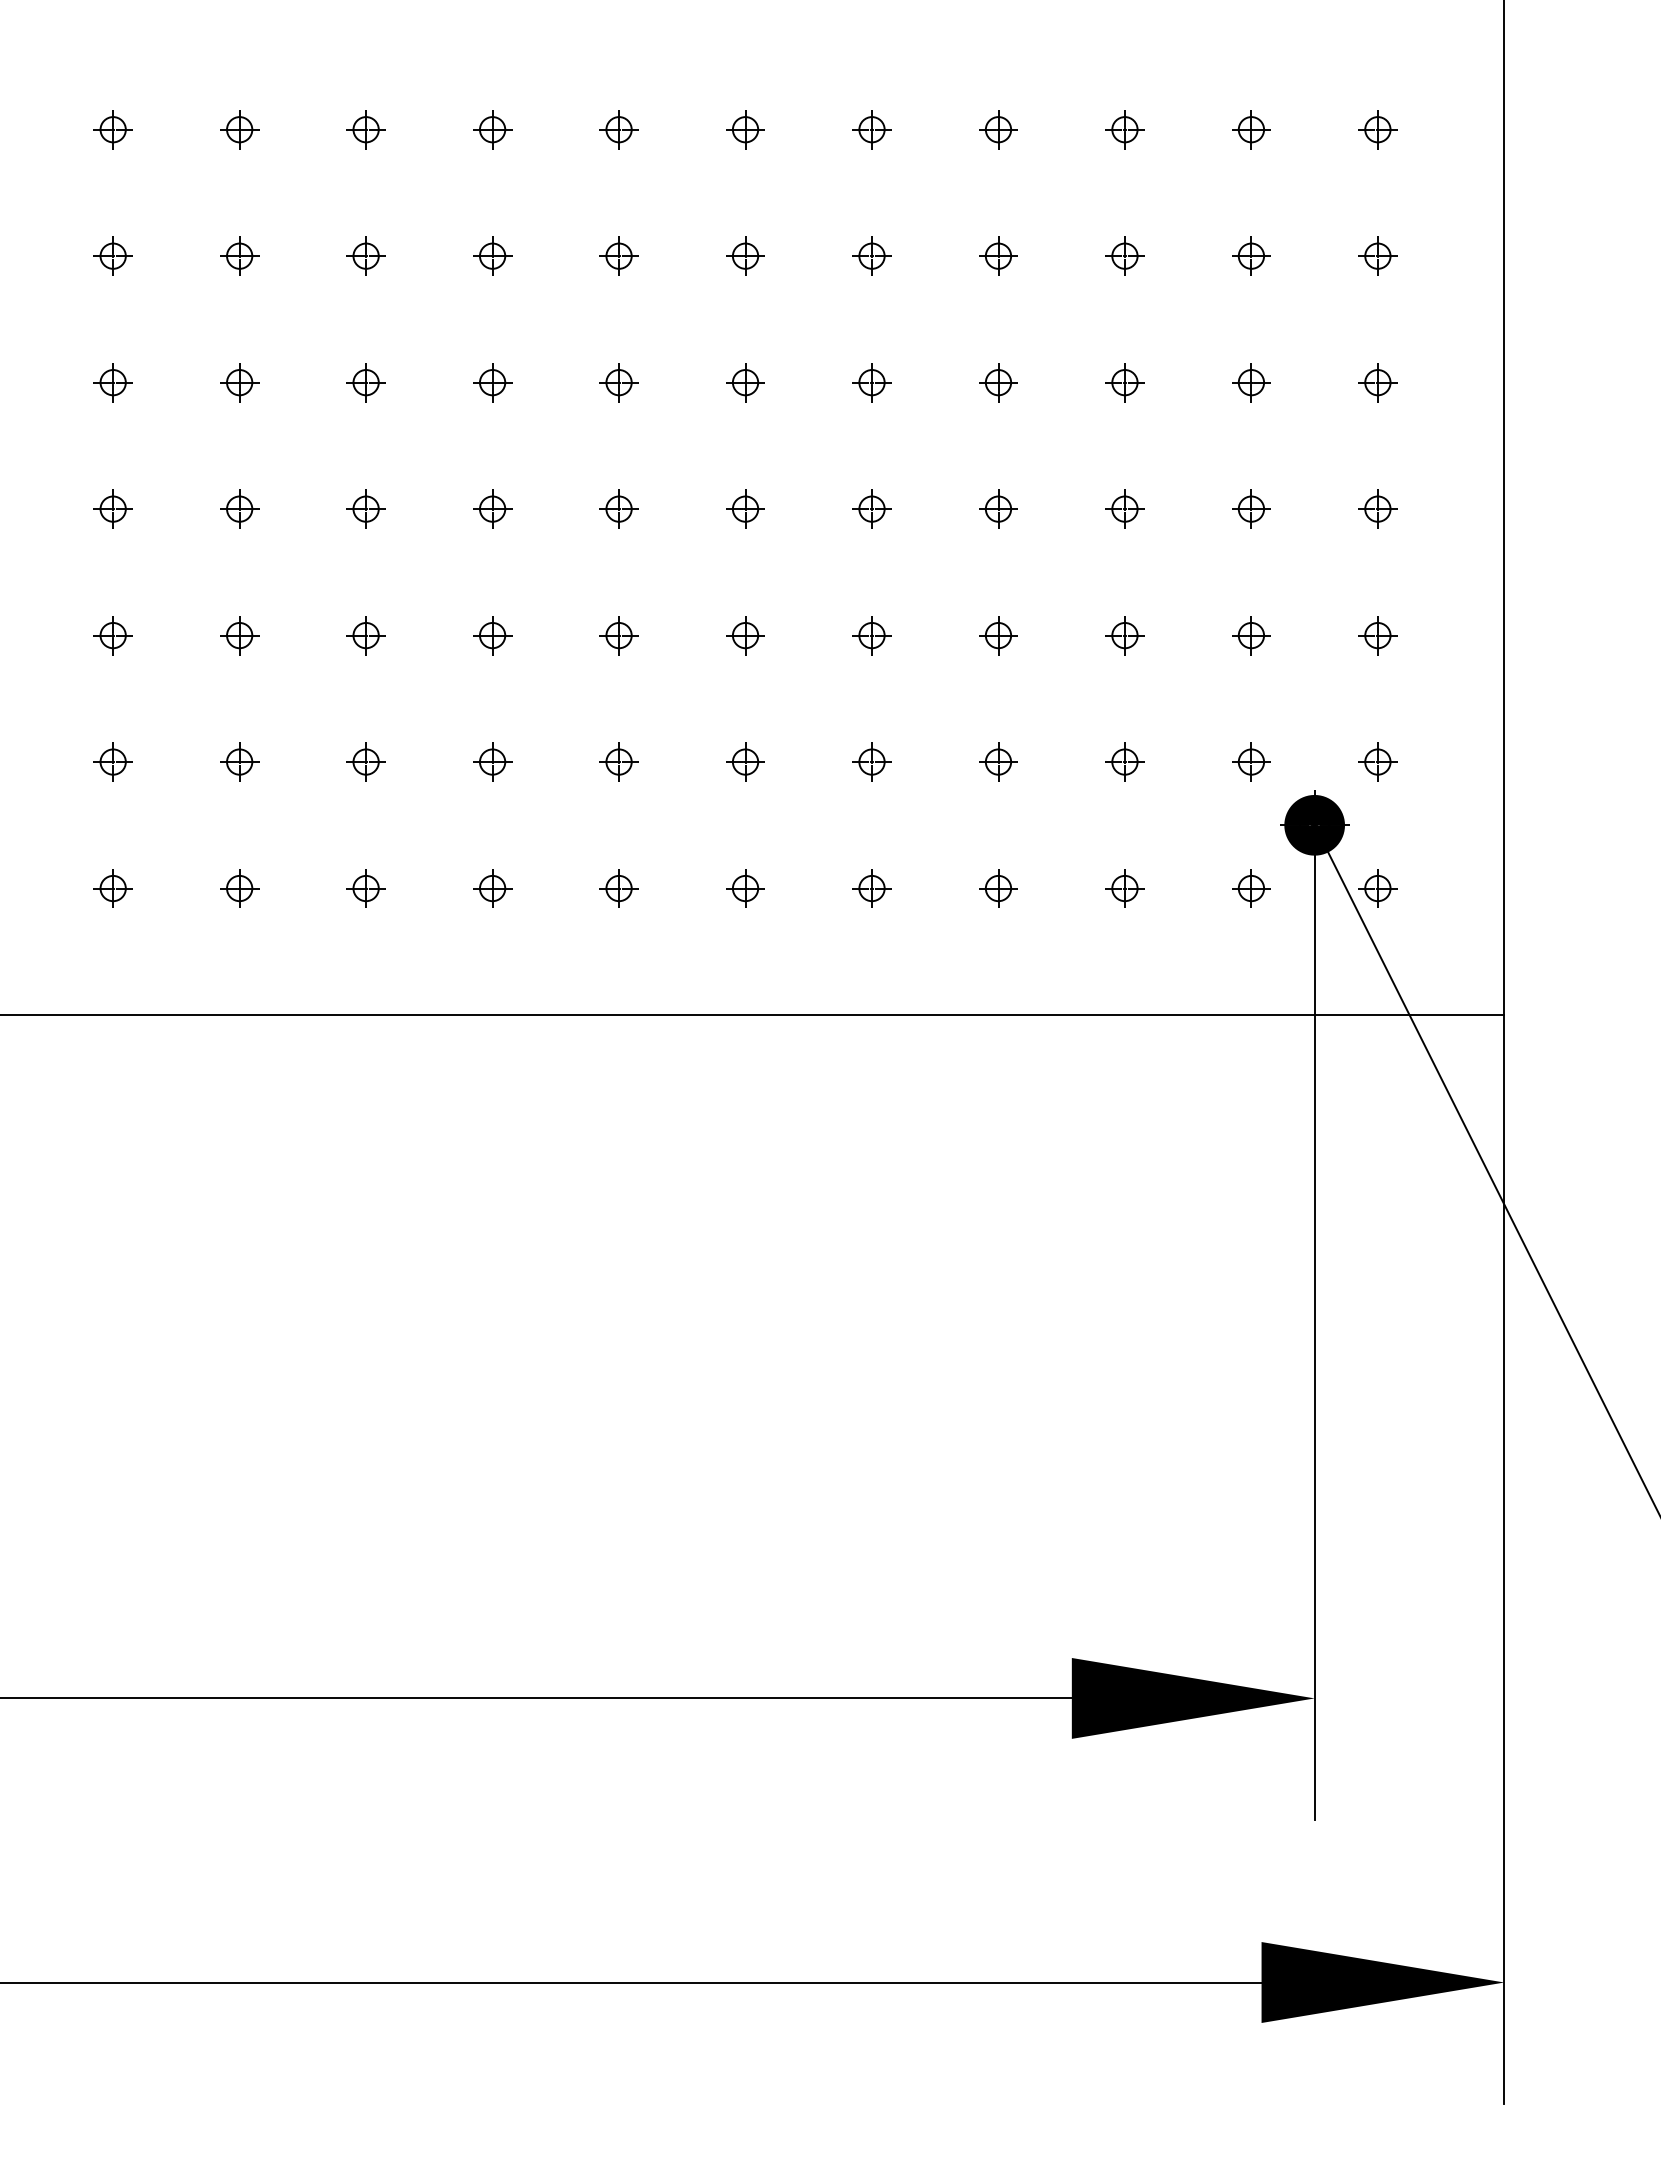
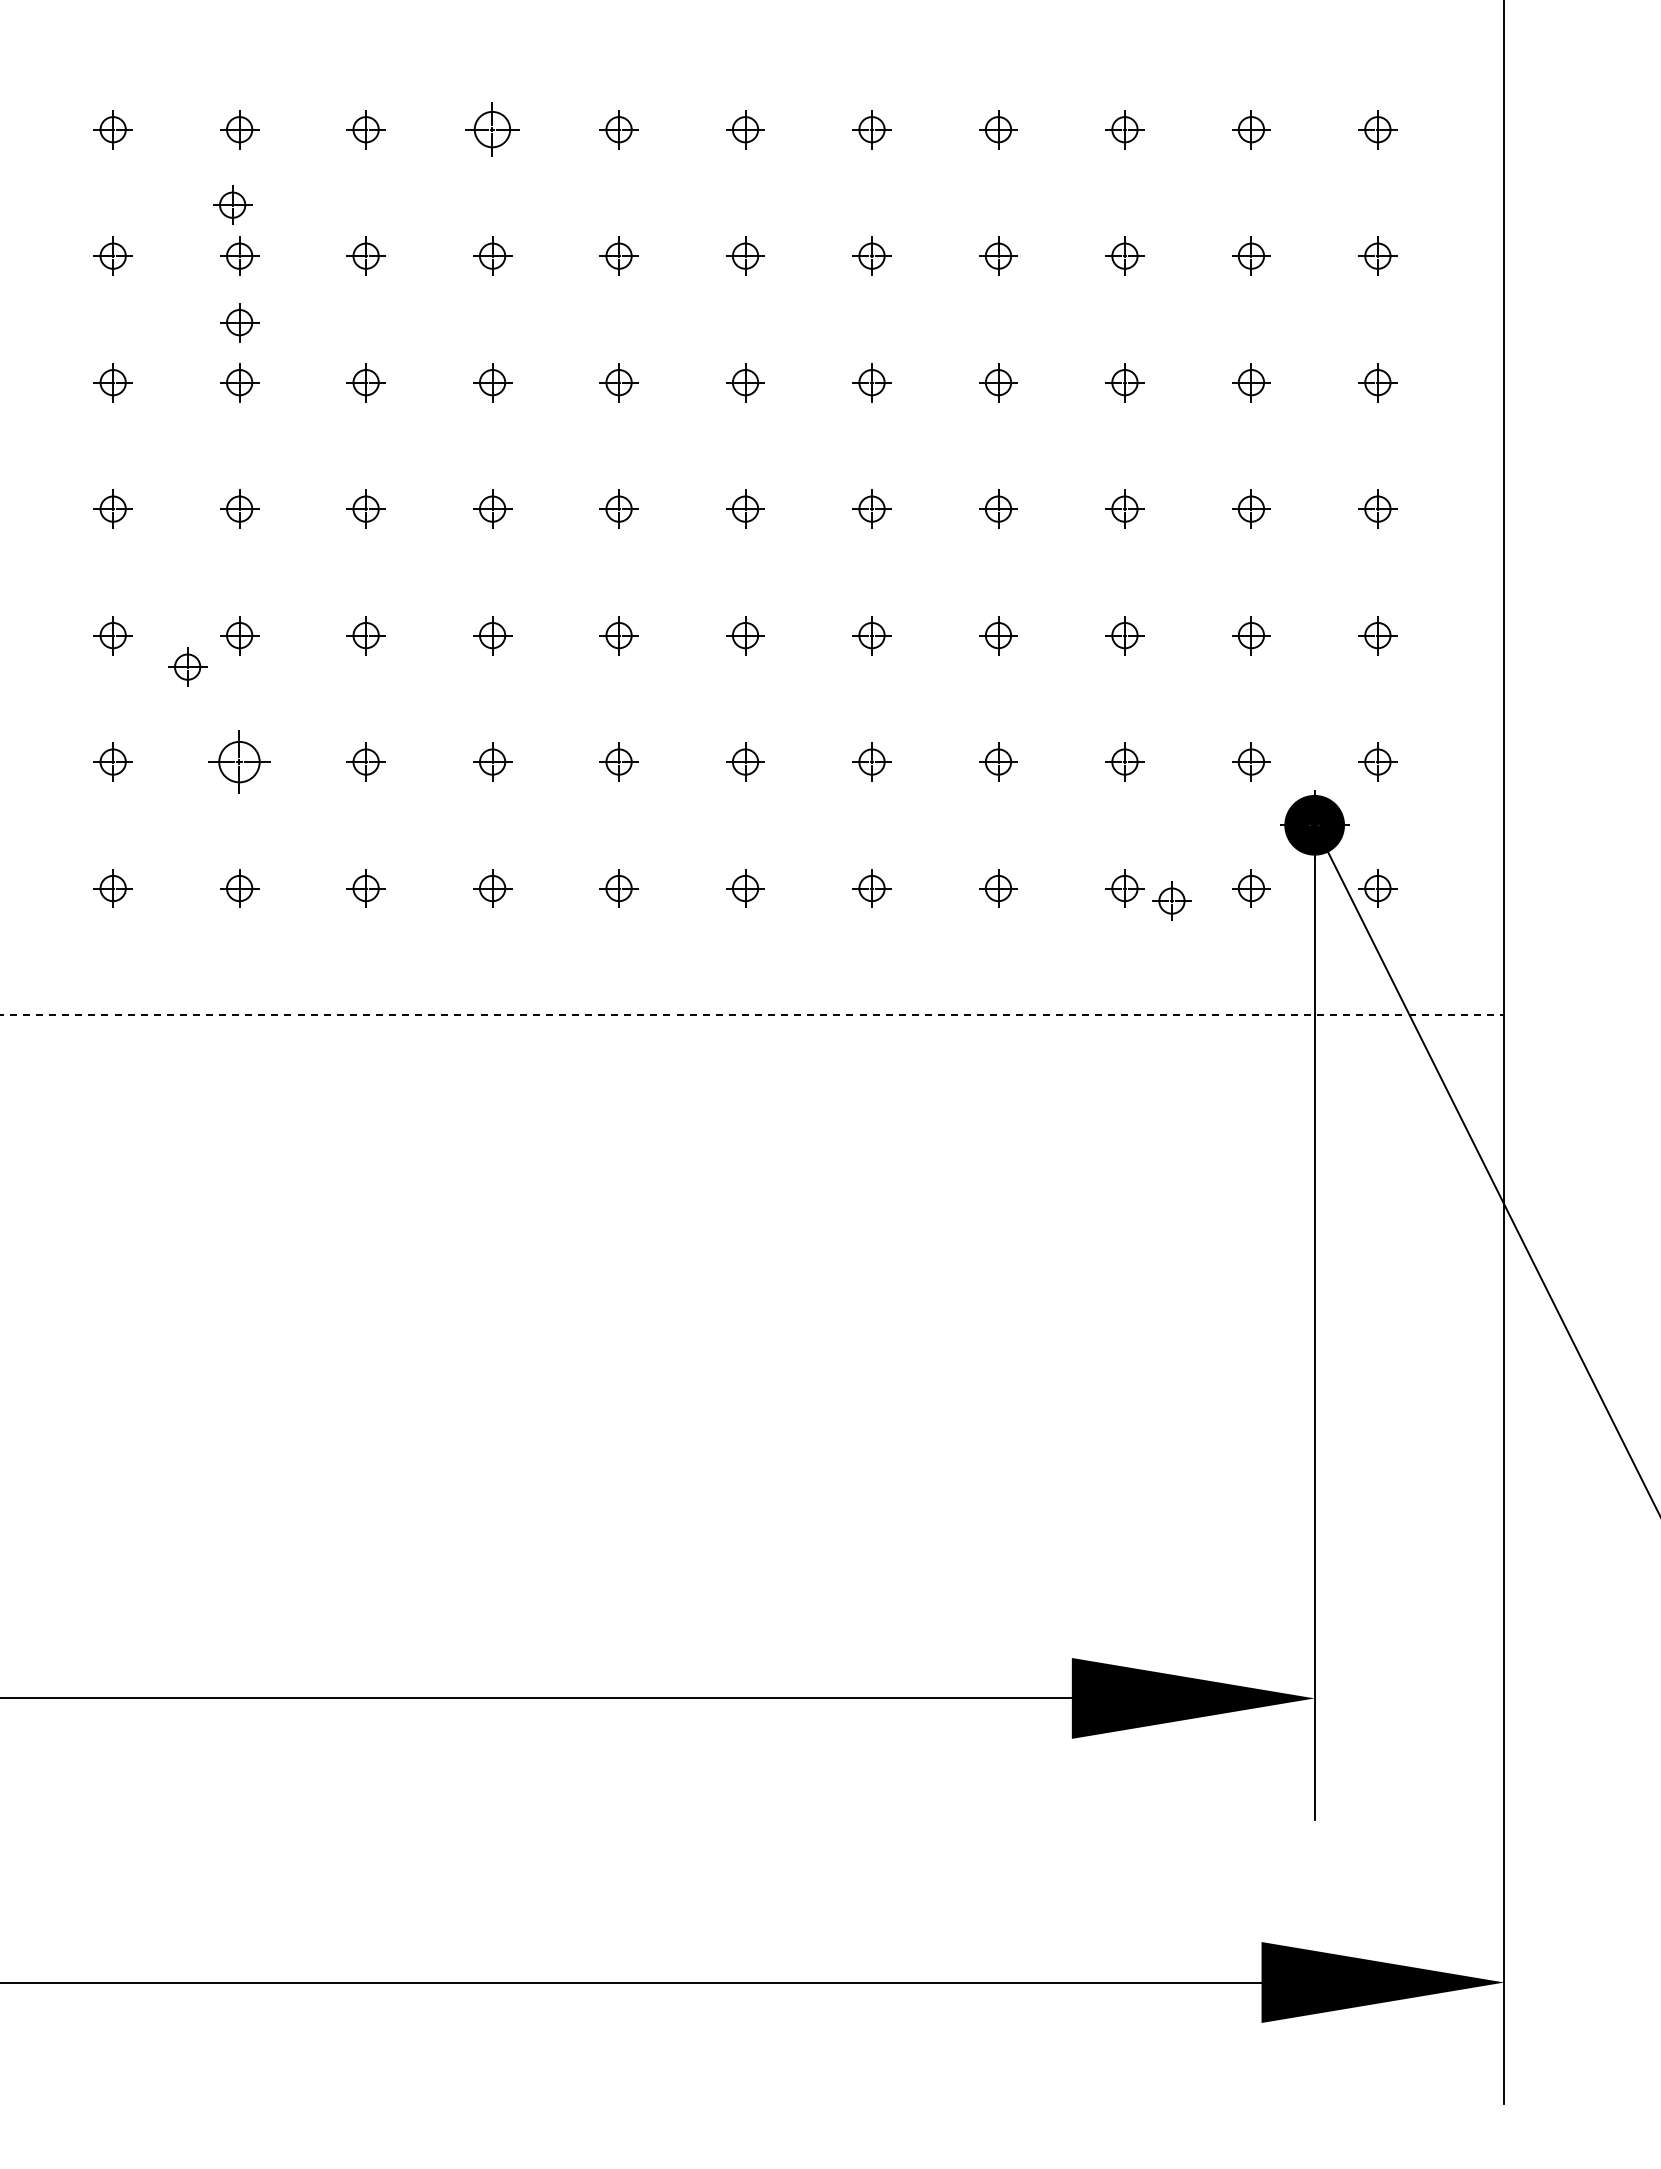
part size: 40x40 px -> 55x55 px (492, 129)
part: none -> present (232, 204)
part: none -> present (239, 322)
part: none -> present (187, 666)
part size: 40x40 px -> 63x64 px (239, 761)
part: none -> present (1171, 900)
line: solid -> dashed (752, 1015)
